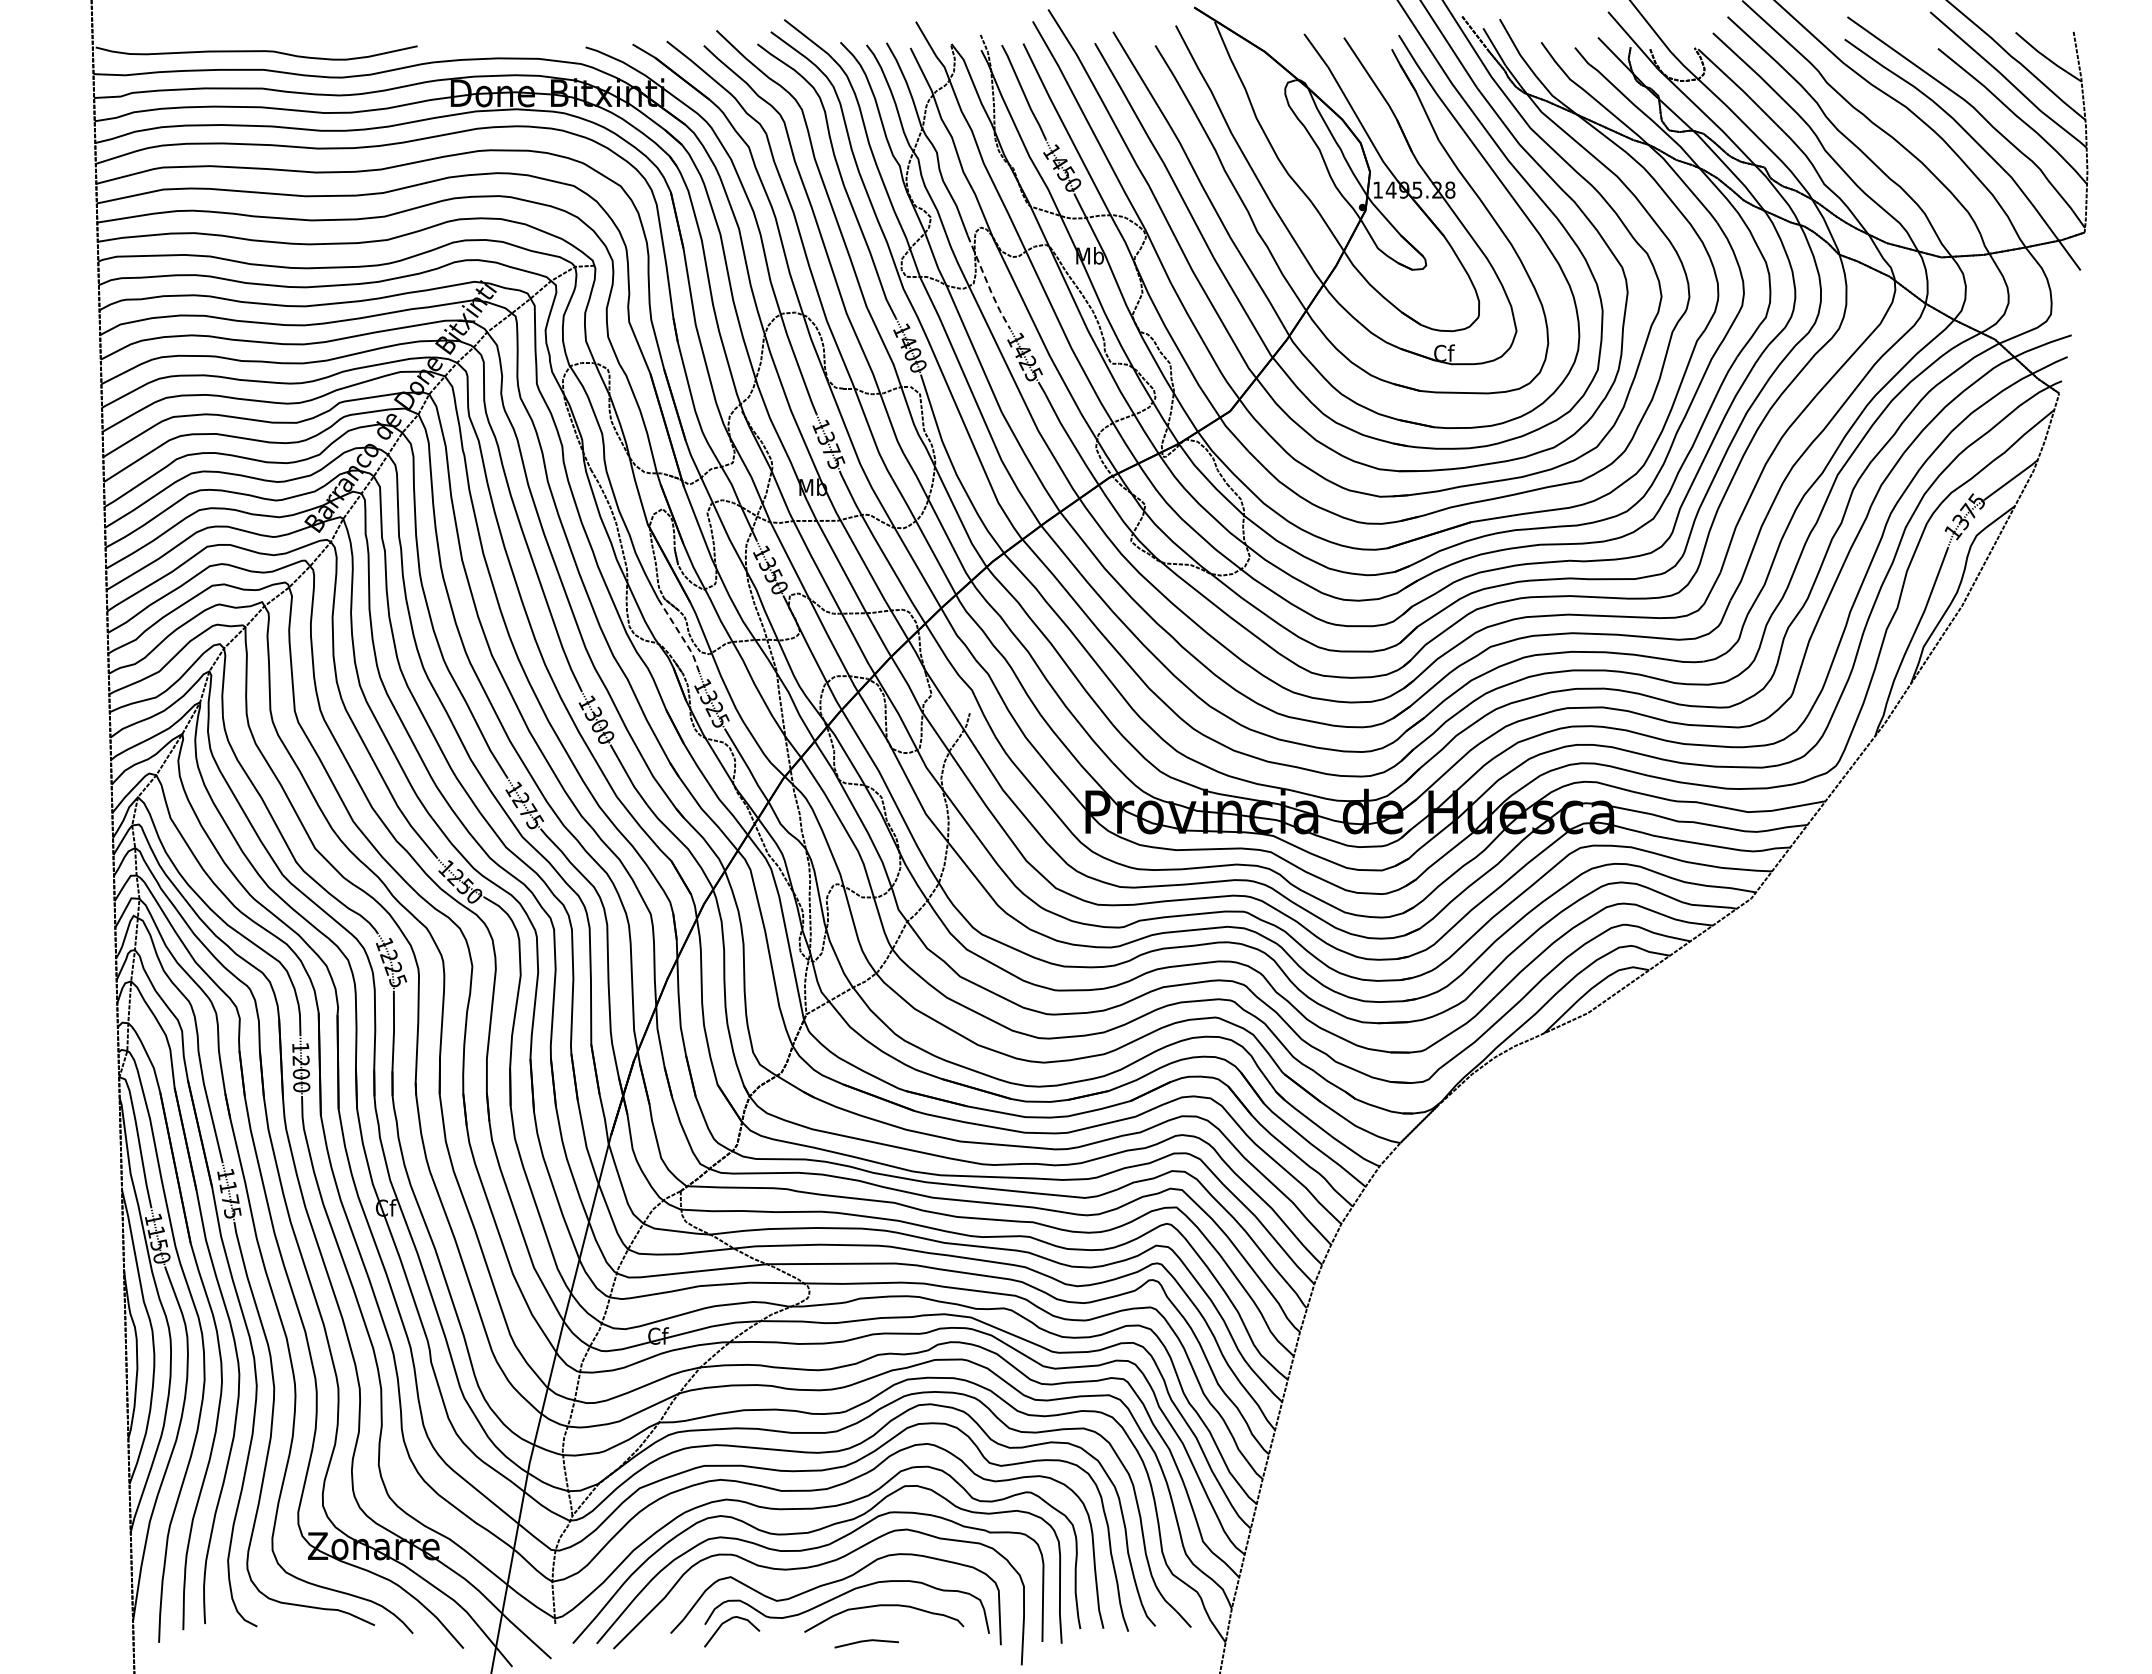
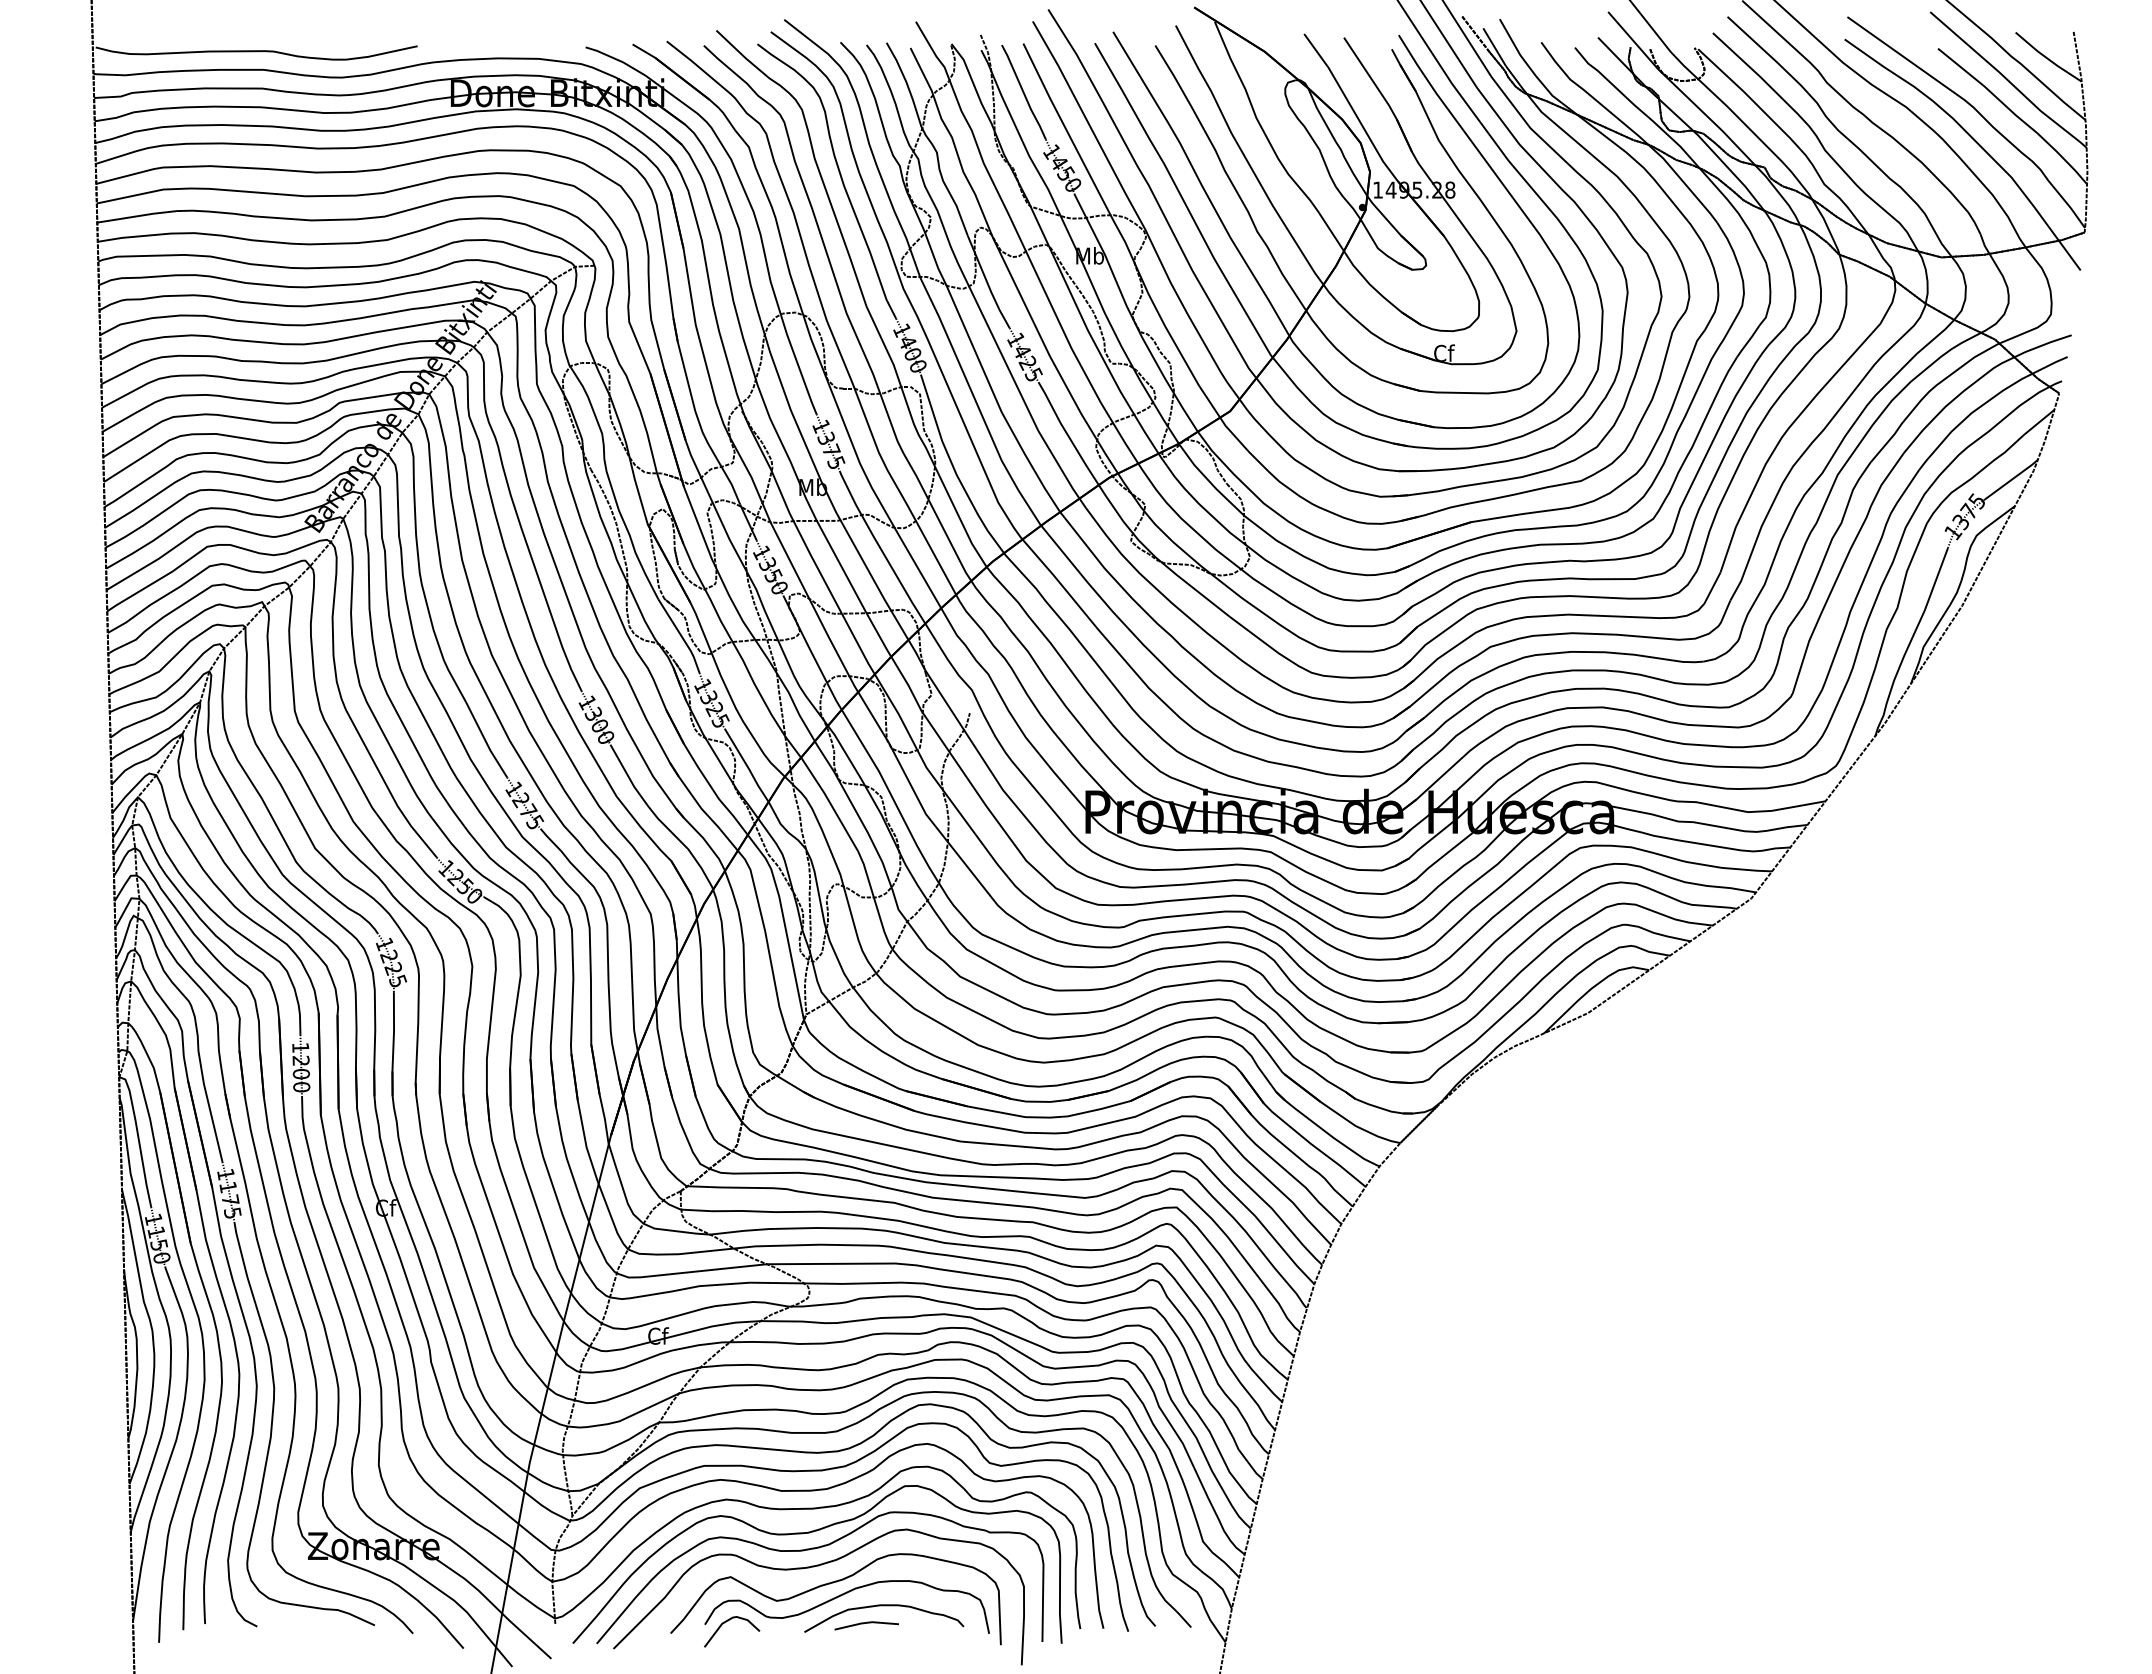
line: dashed -> solid (987, 284)
line: dashed -> solid (681, 636)
line position: (866, 1641) -> (866, 1623) (866, 1623)
